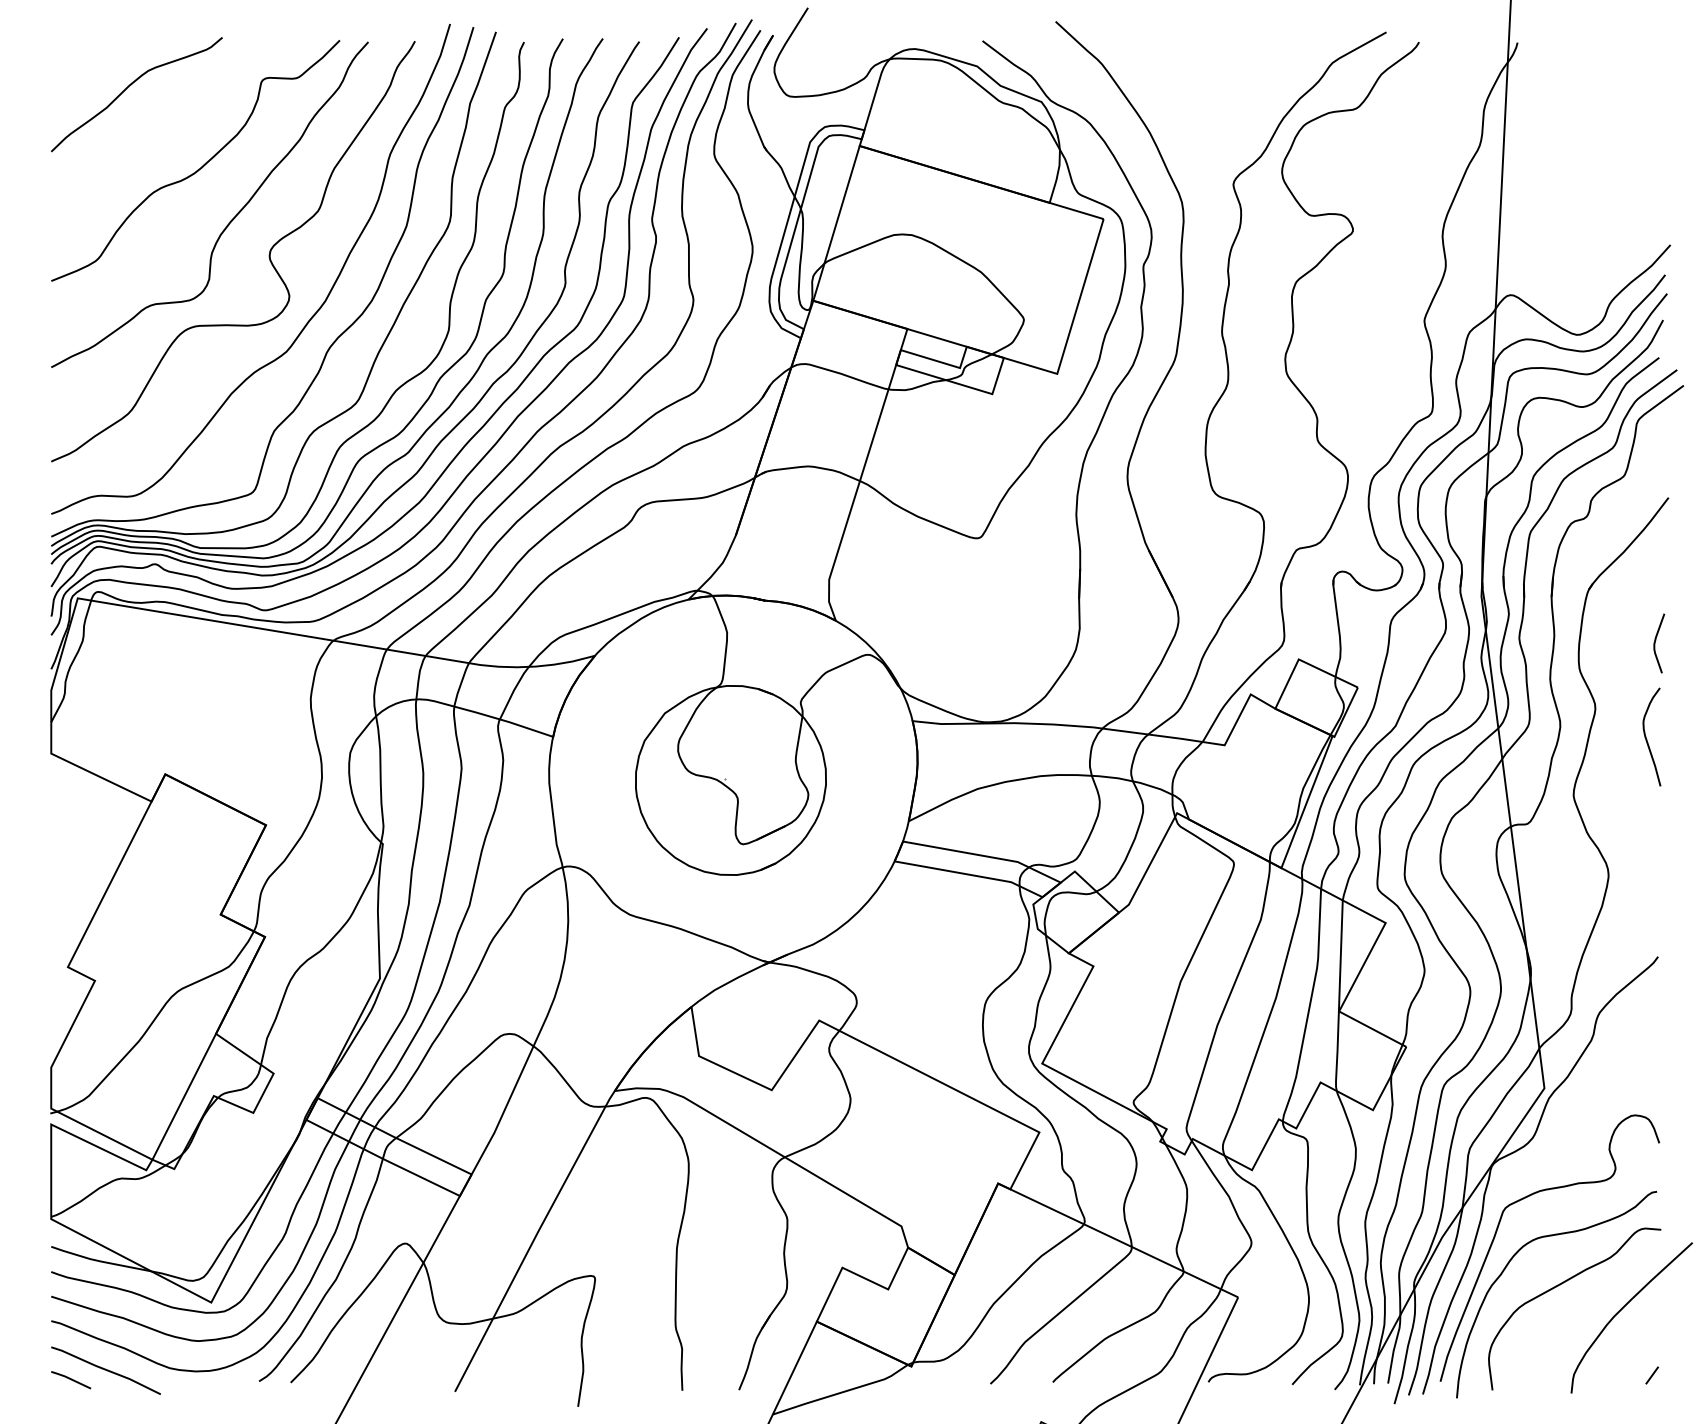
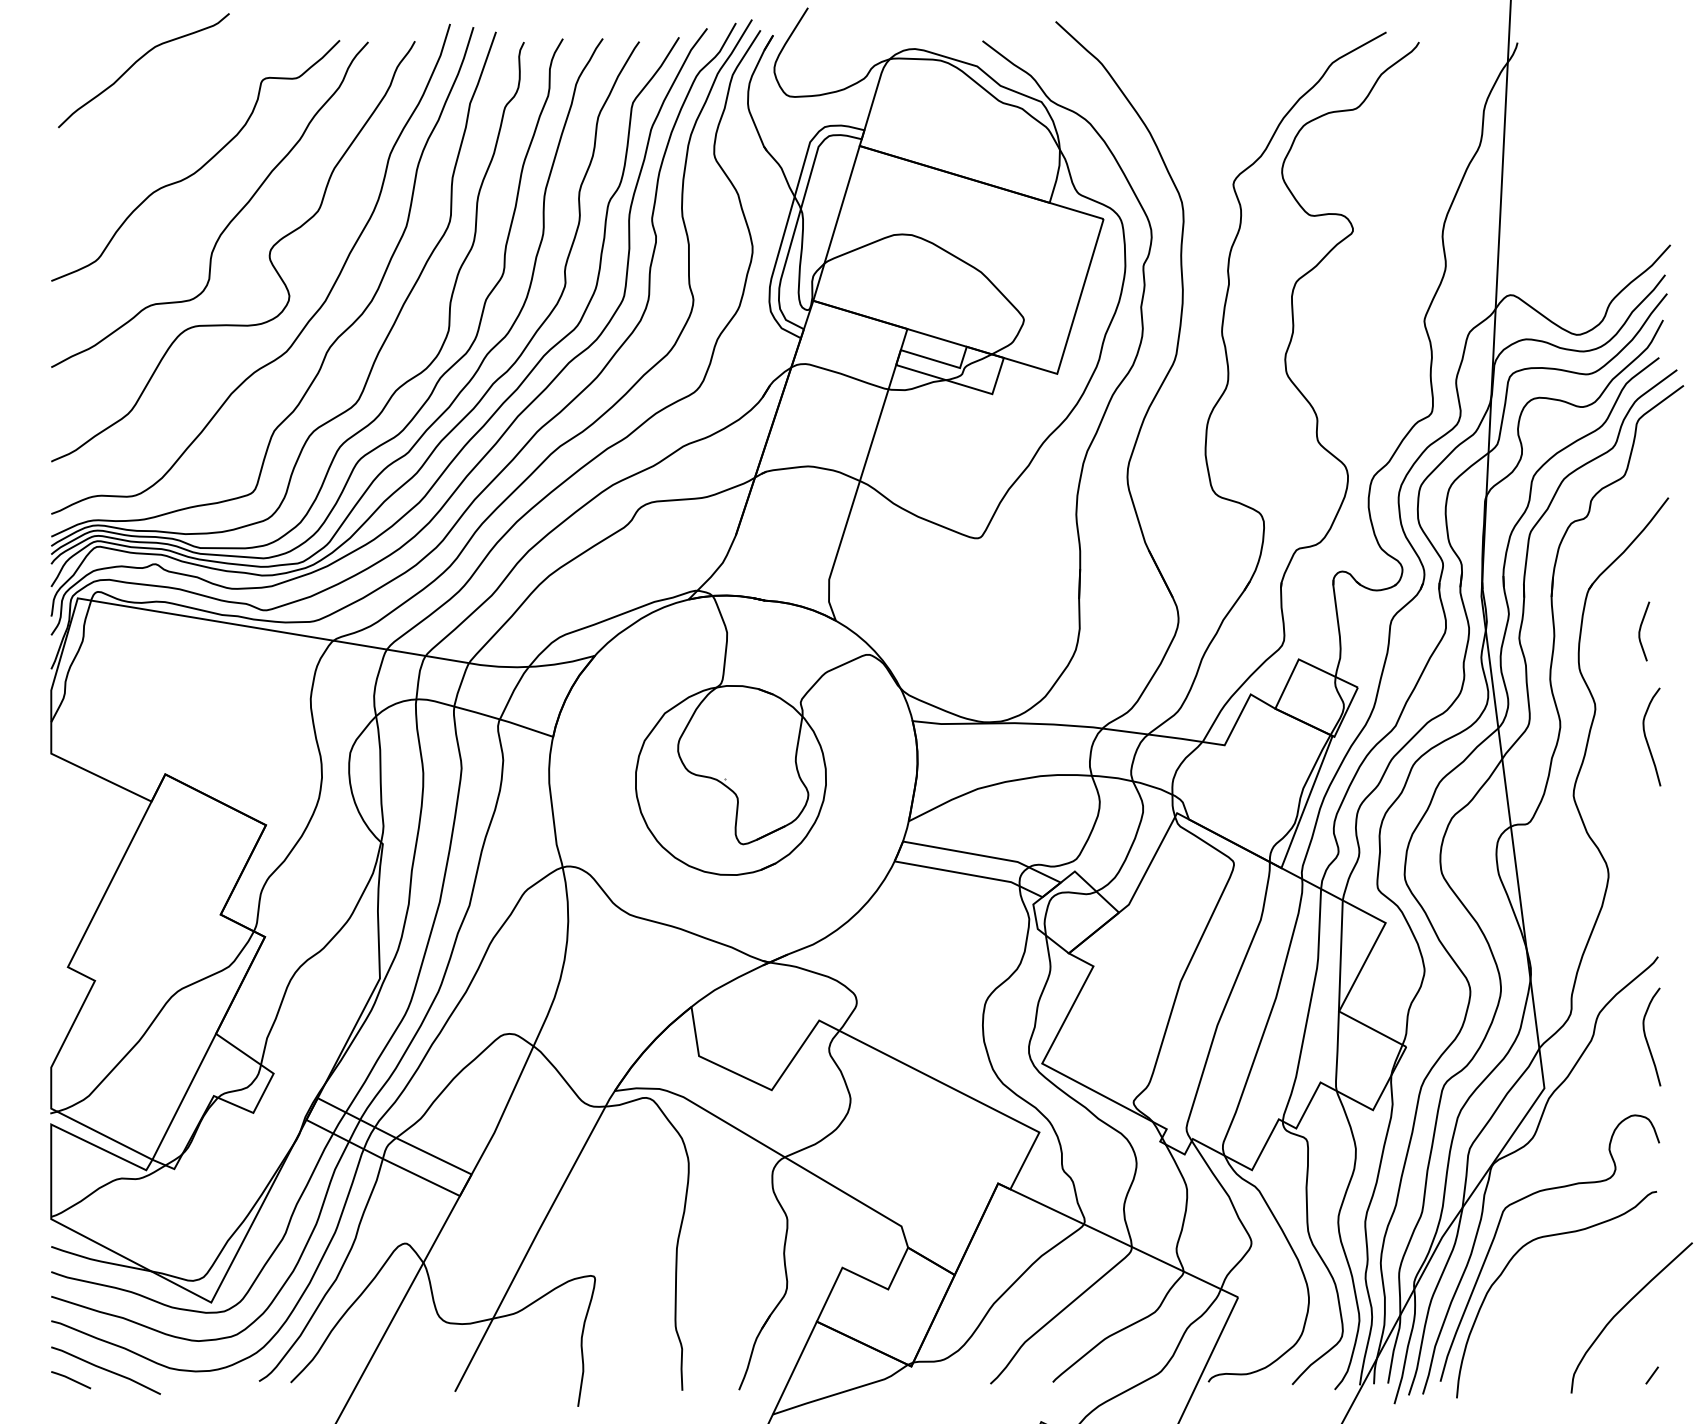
curve position: (130, 86) -> (137, 62) (137, 62)
curve position: (1655, 643) -> (1640, 631) (1640, 631)
curve: none -> present (1646, 1036)
curve: present -> none (1562, 1284)
